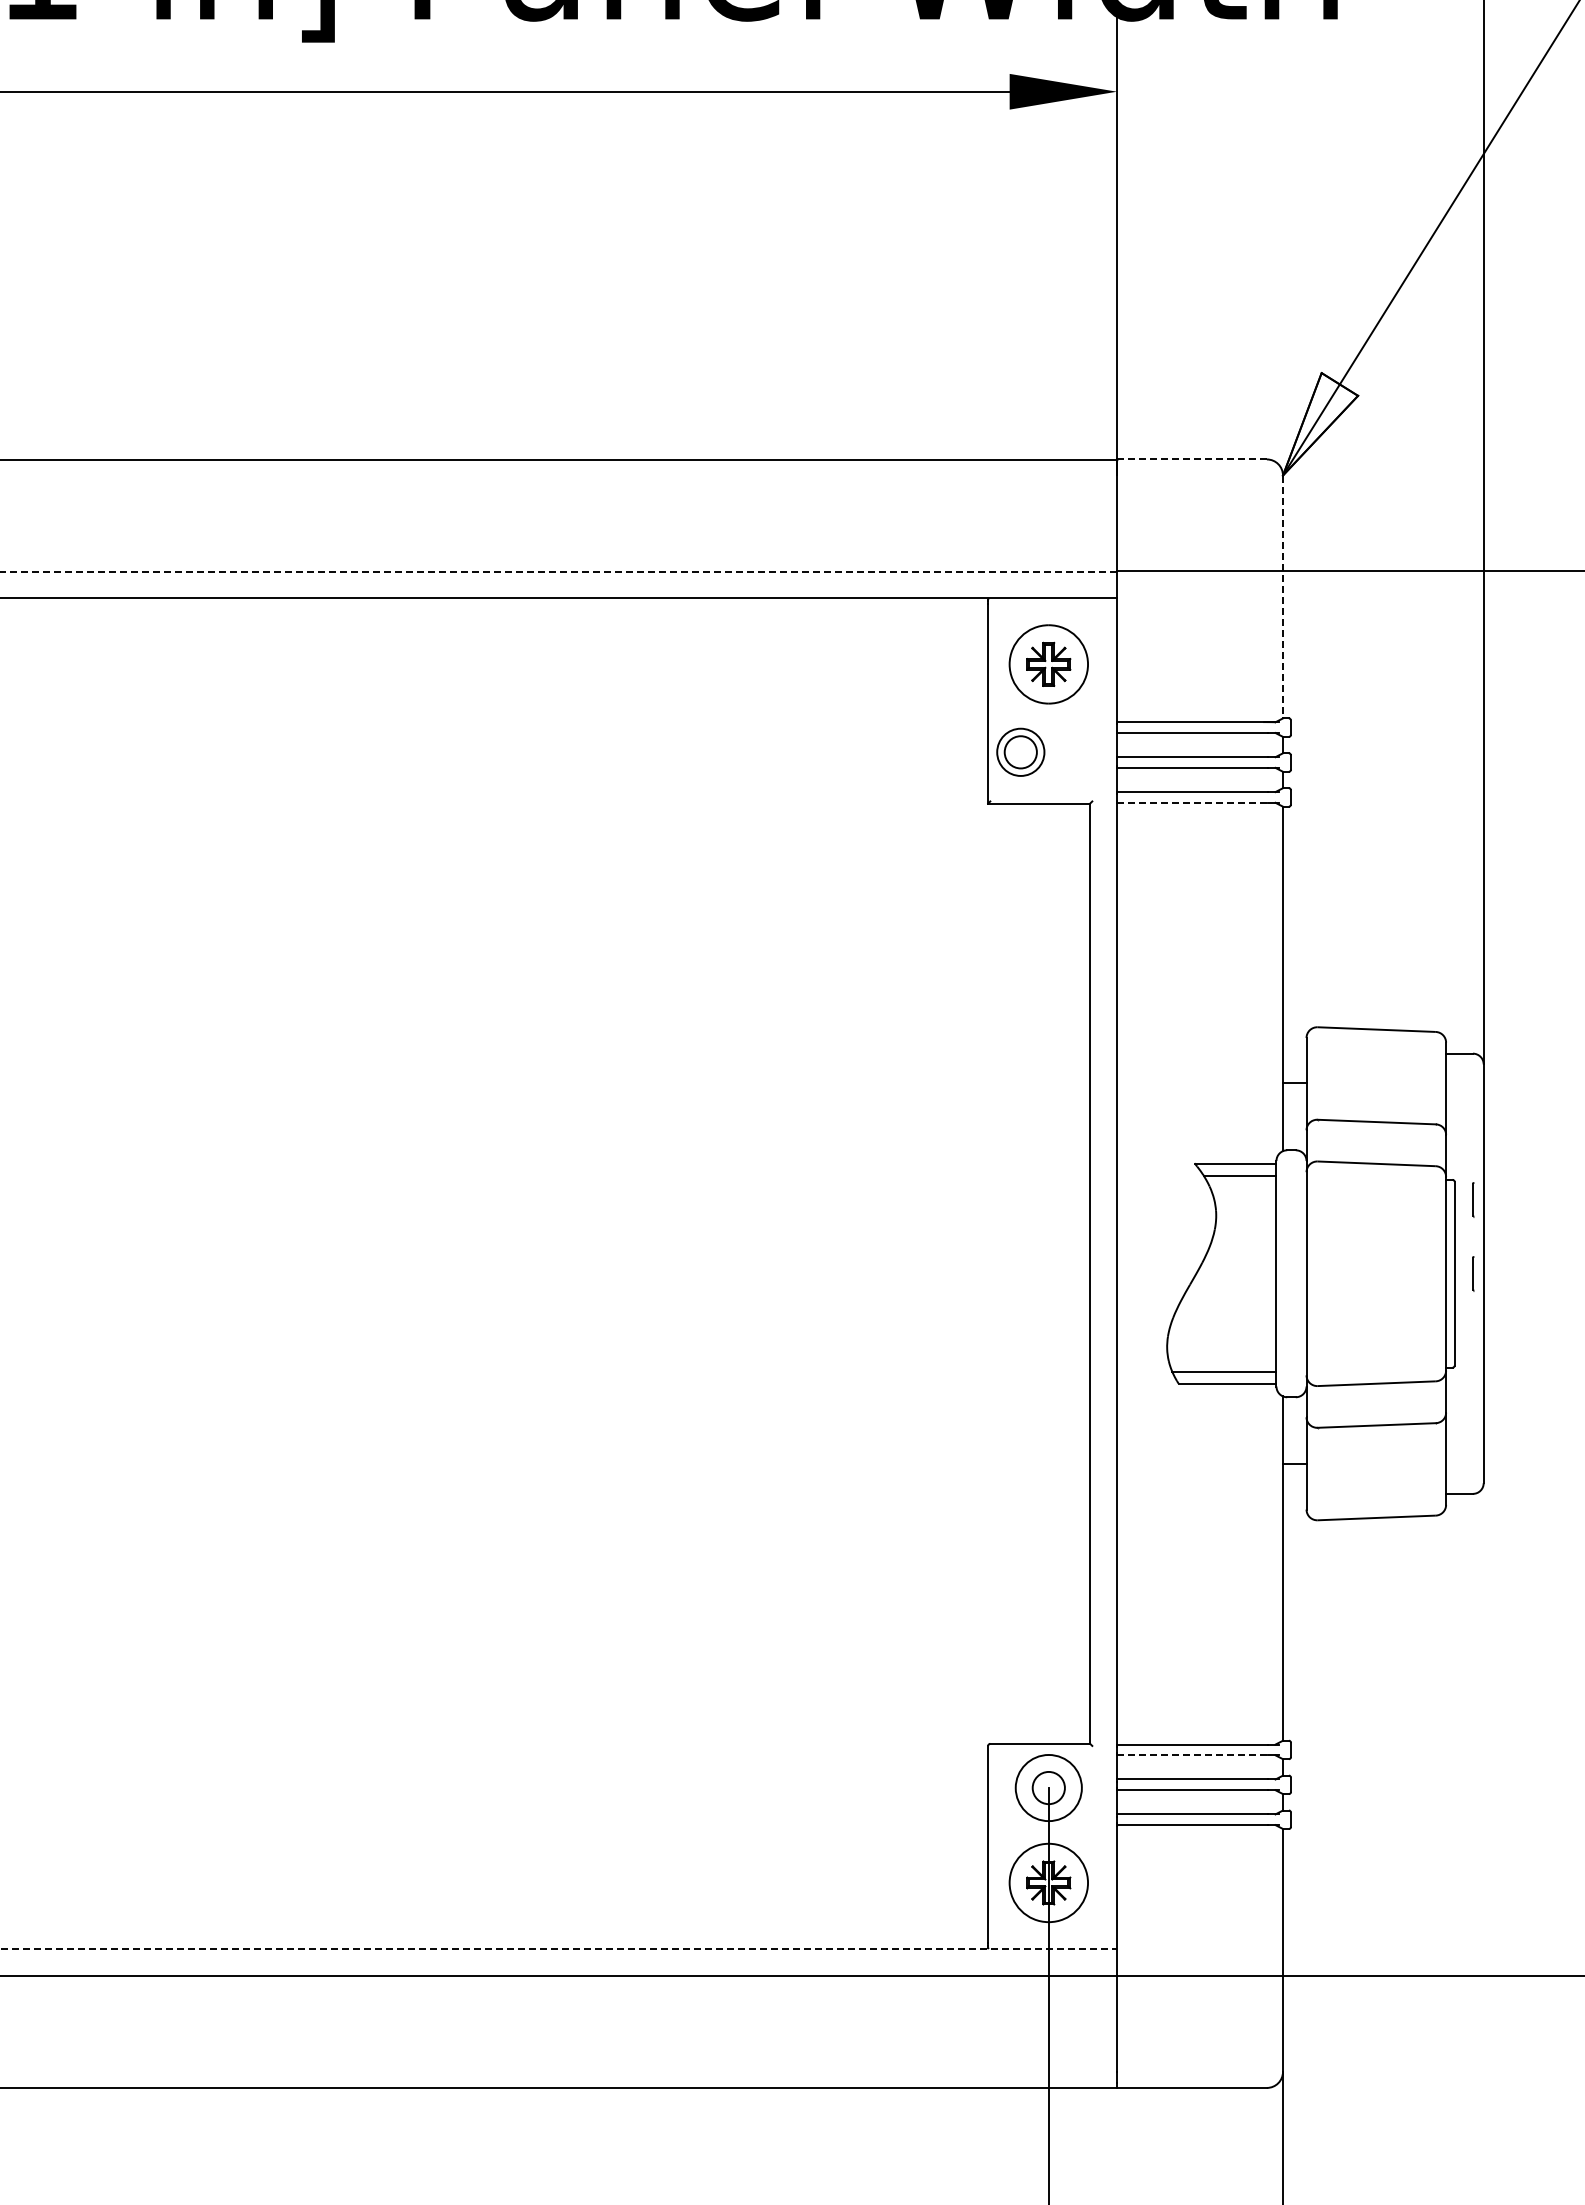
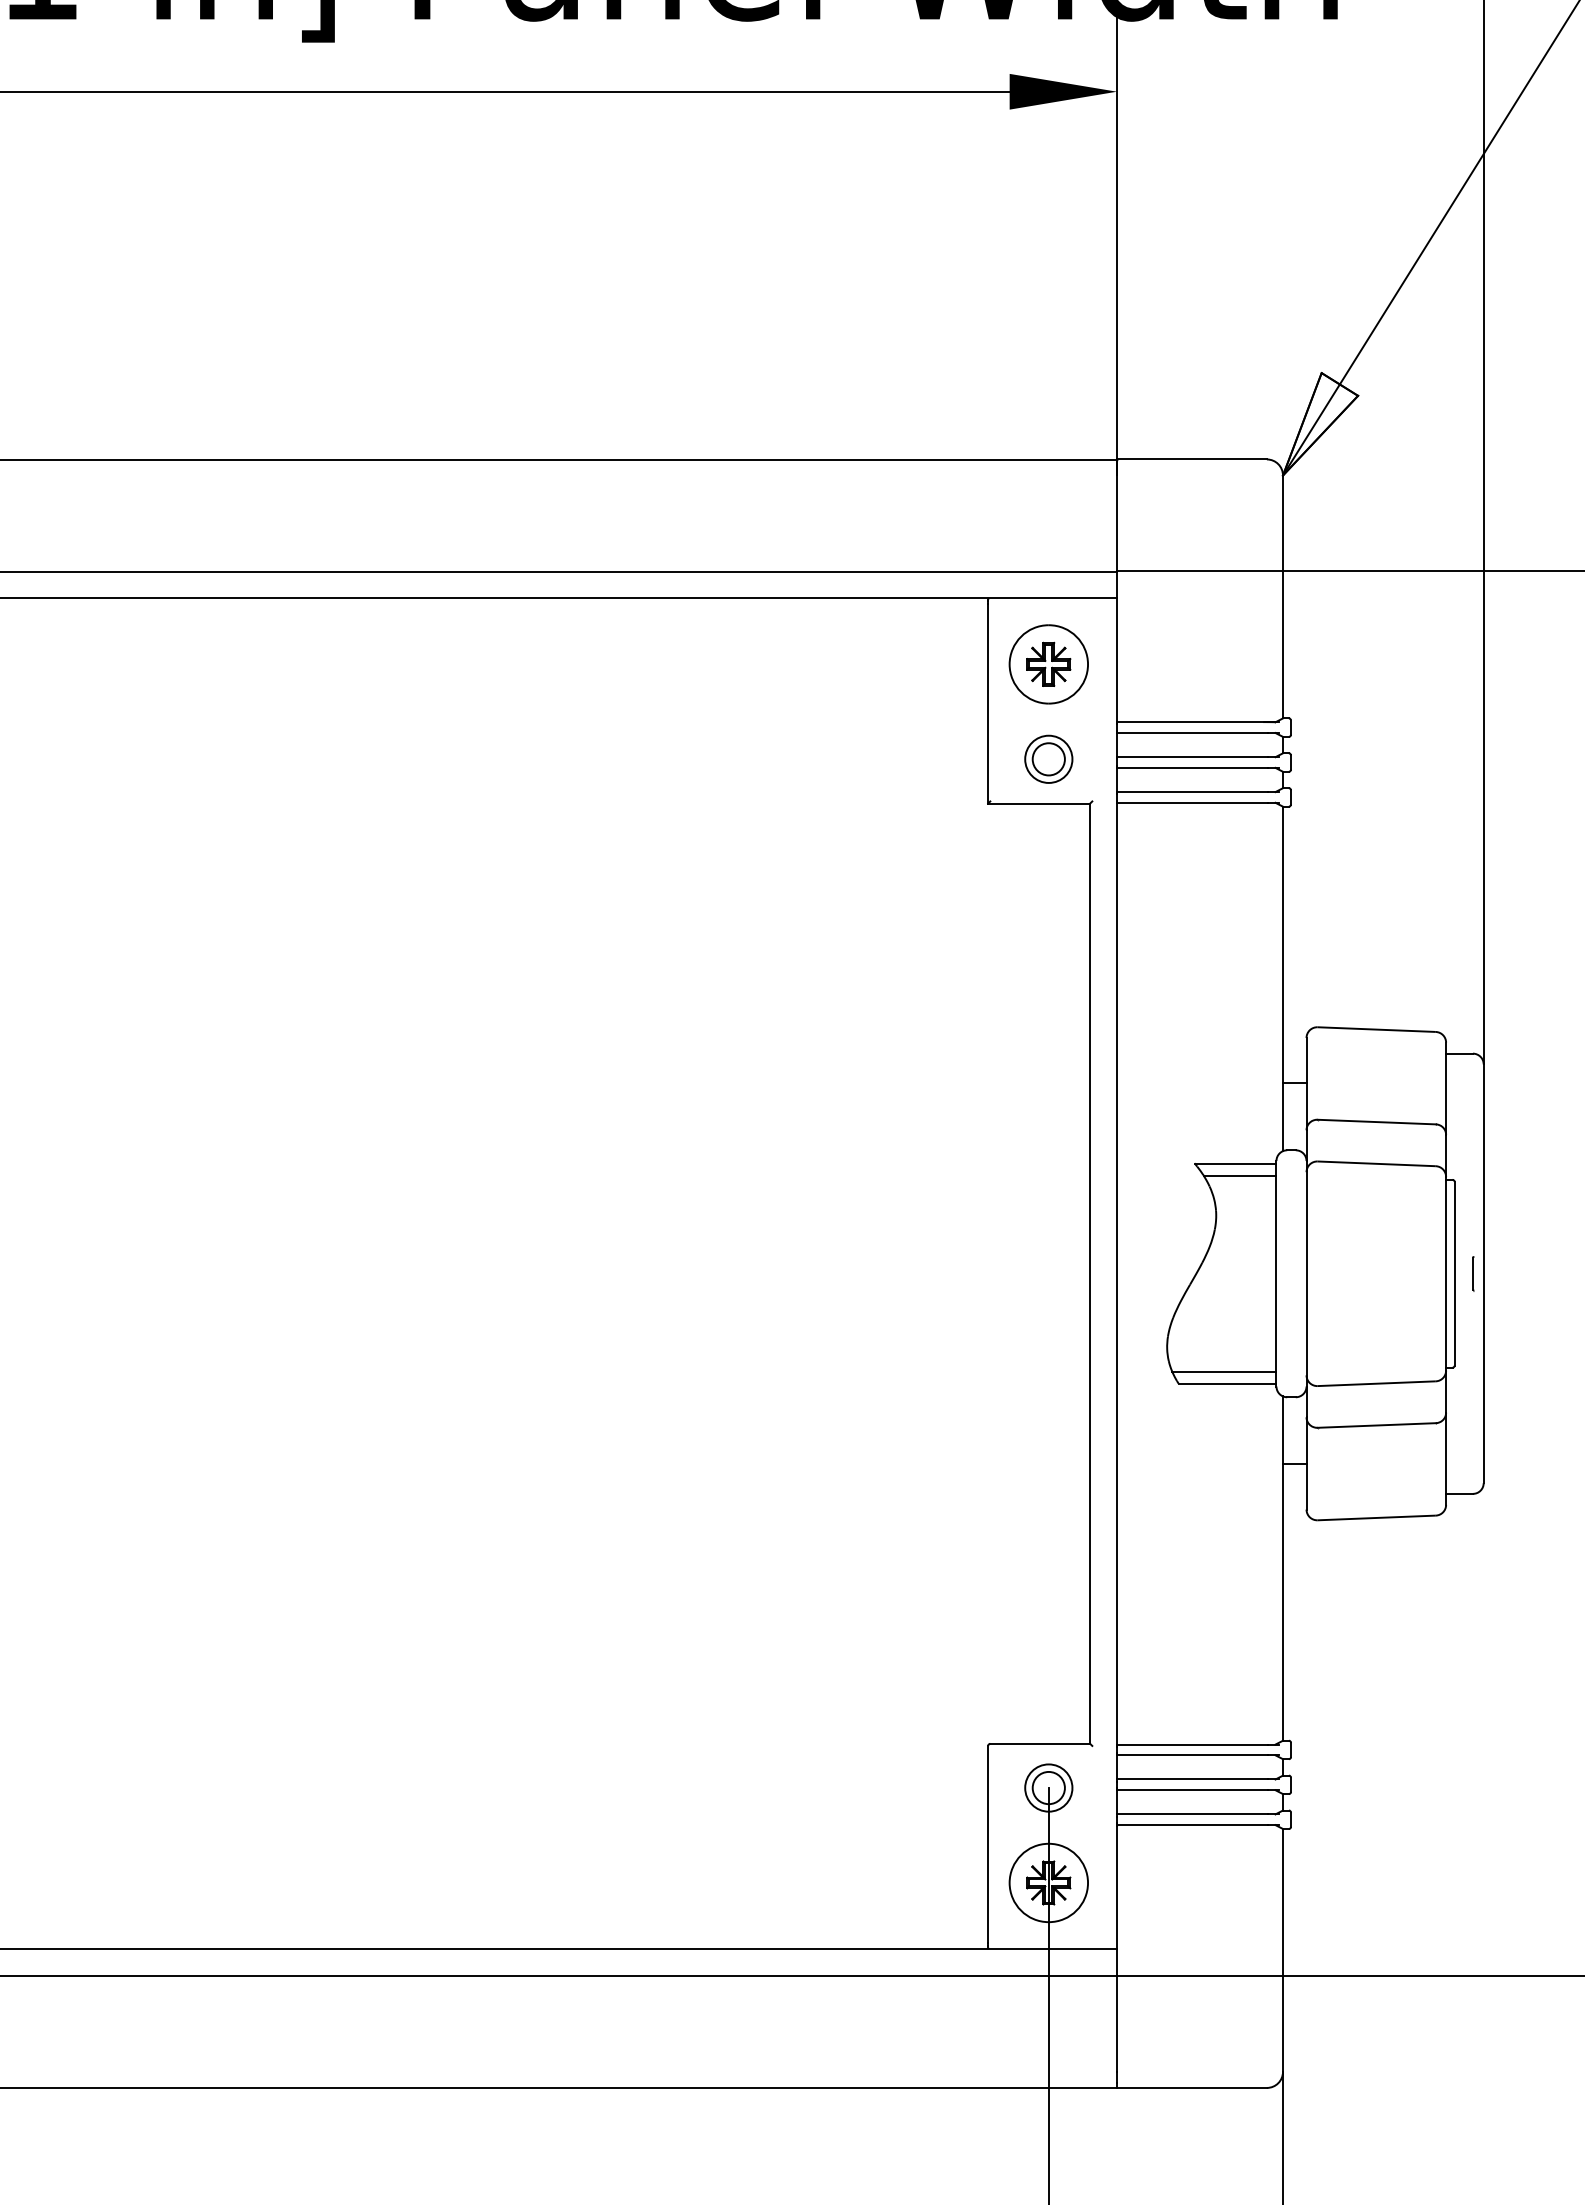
line: dashed -> solid (1191, 459)
line: dashed -> solid (558, 571)
line: dashed -> solid (1283, 597)
part position: (1020, 751) -> (1048, 758) (1048, 758)
line: dashed -> solid (1192, 802)
line: present -> none (1473, 1199)
line: dashed -> solid (1192, 1755)
circle diameter: 66 px -> 47 px (1048, 1787)
line: dashed -> solid (559, 1949)
